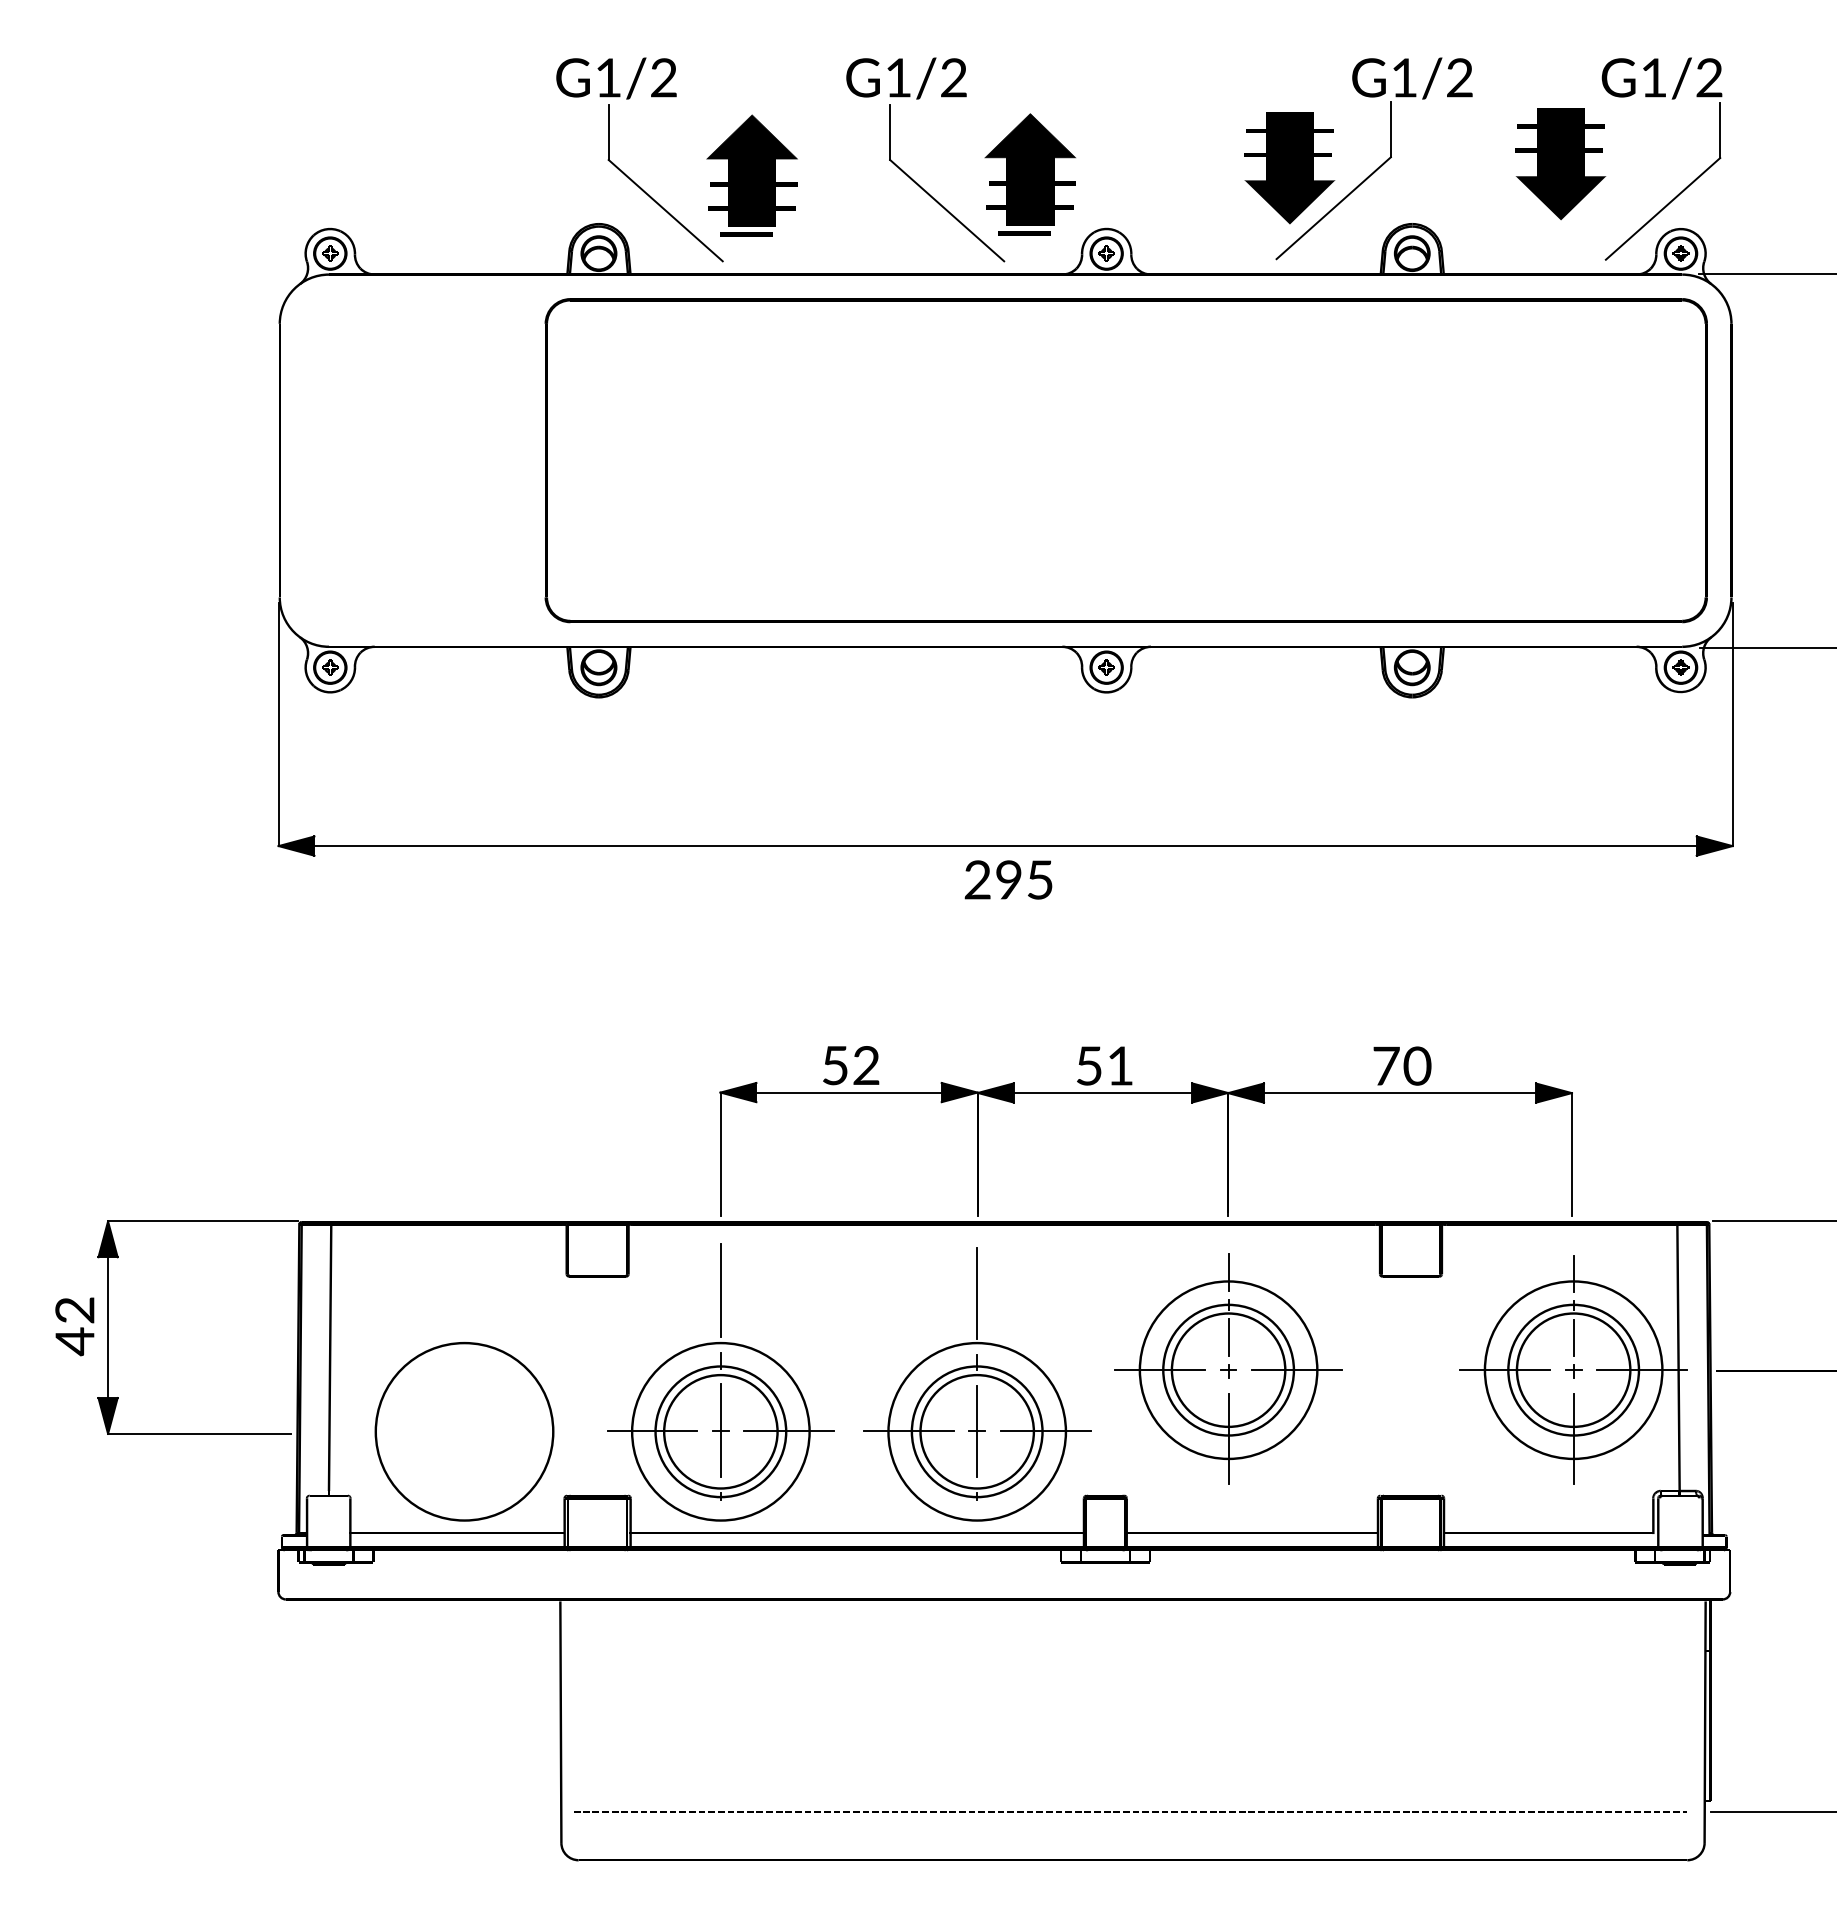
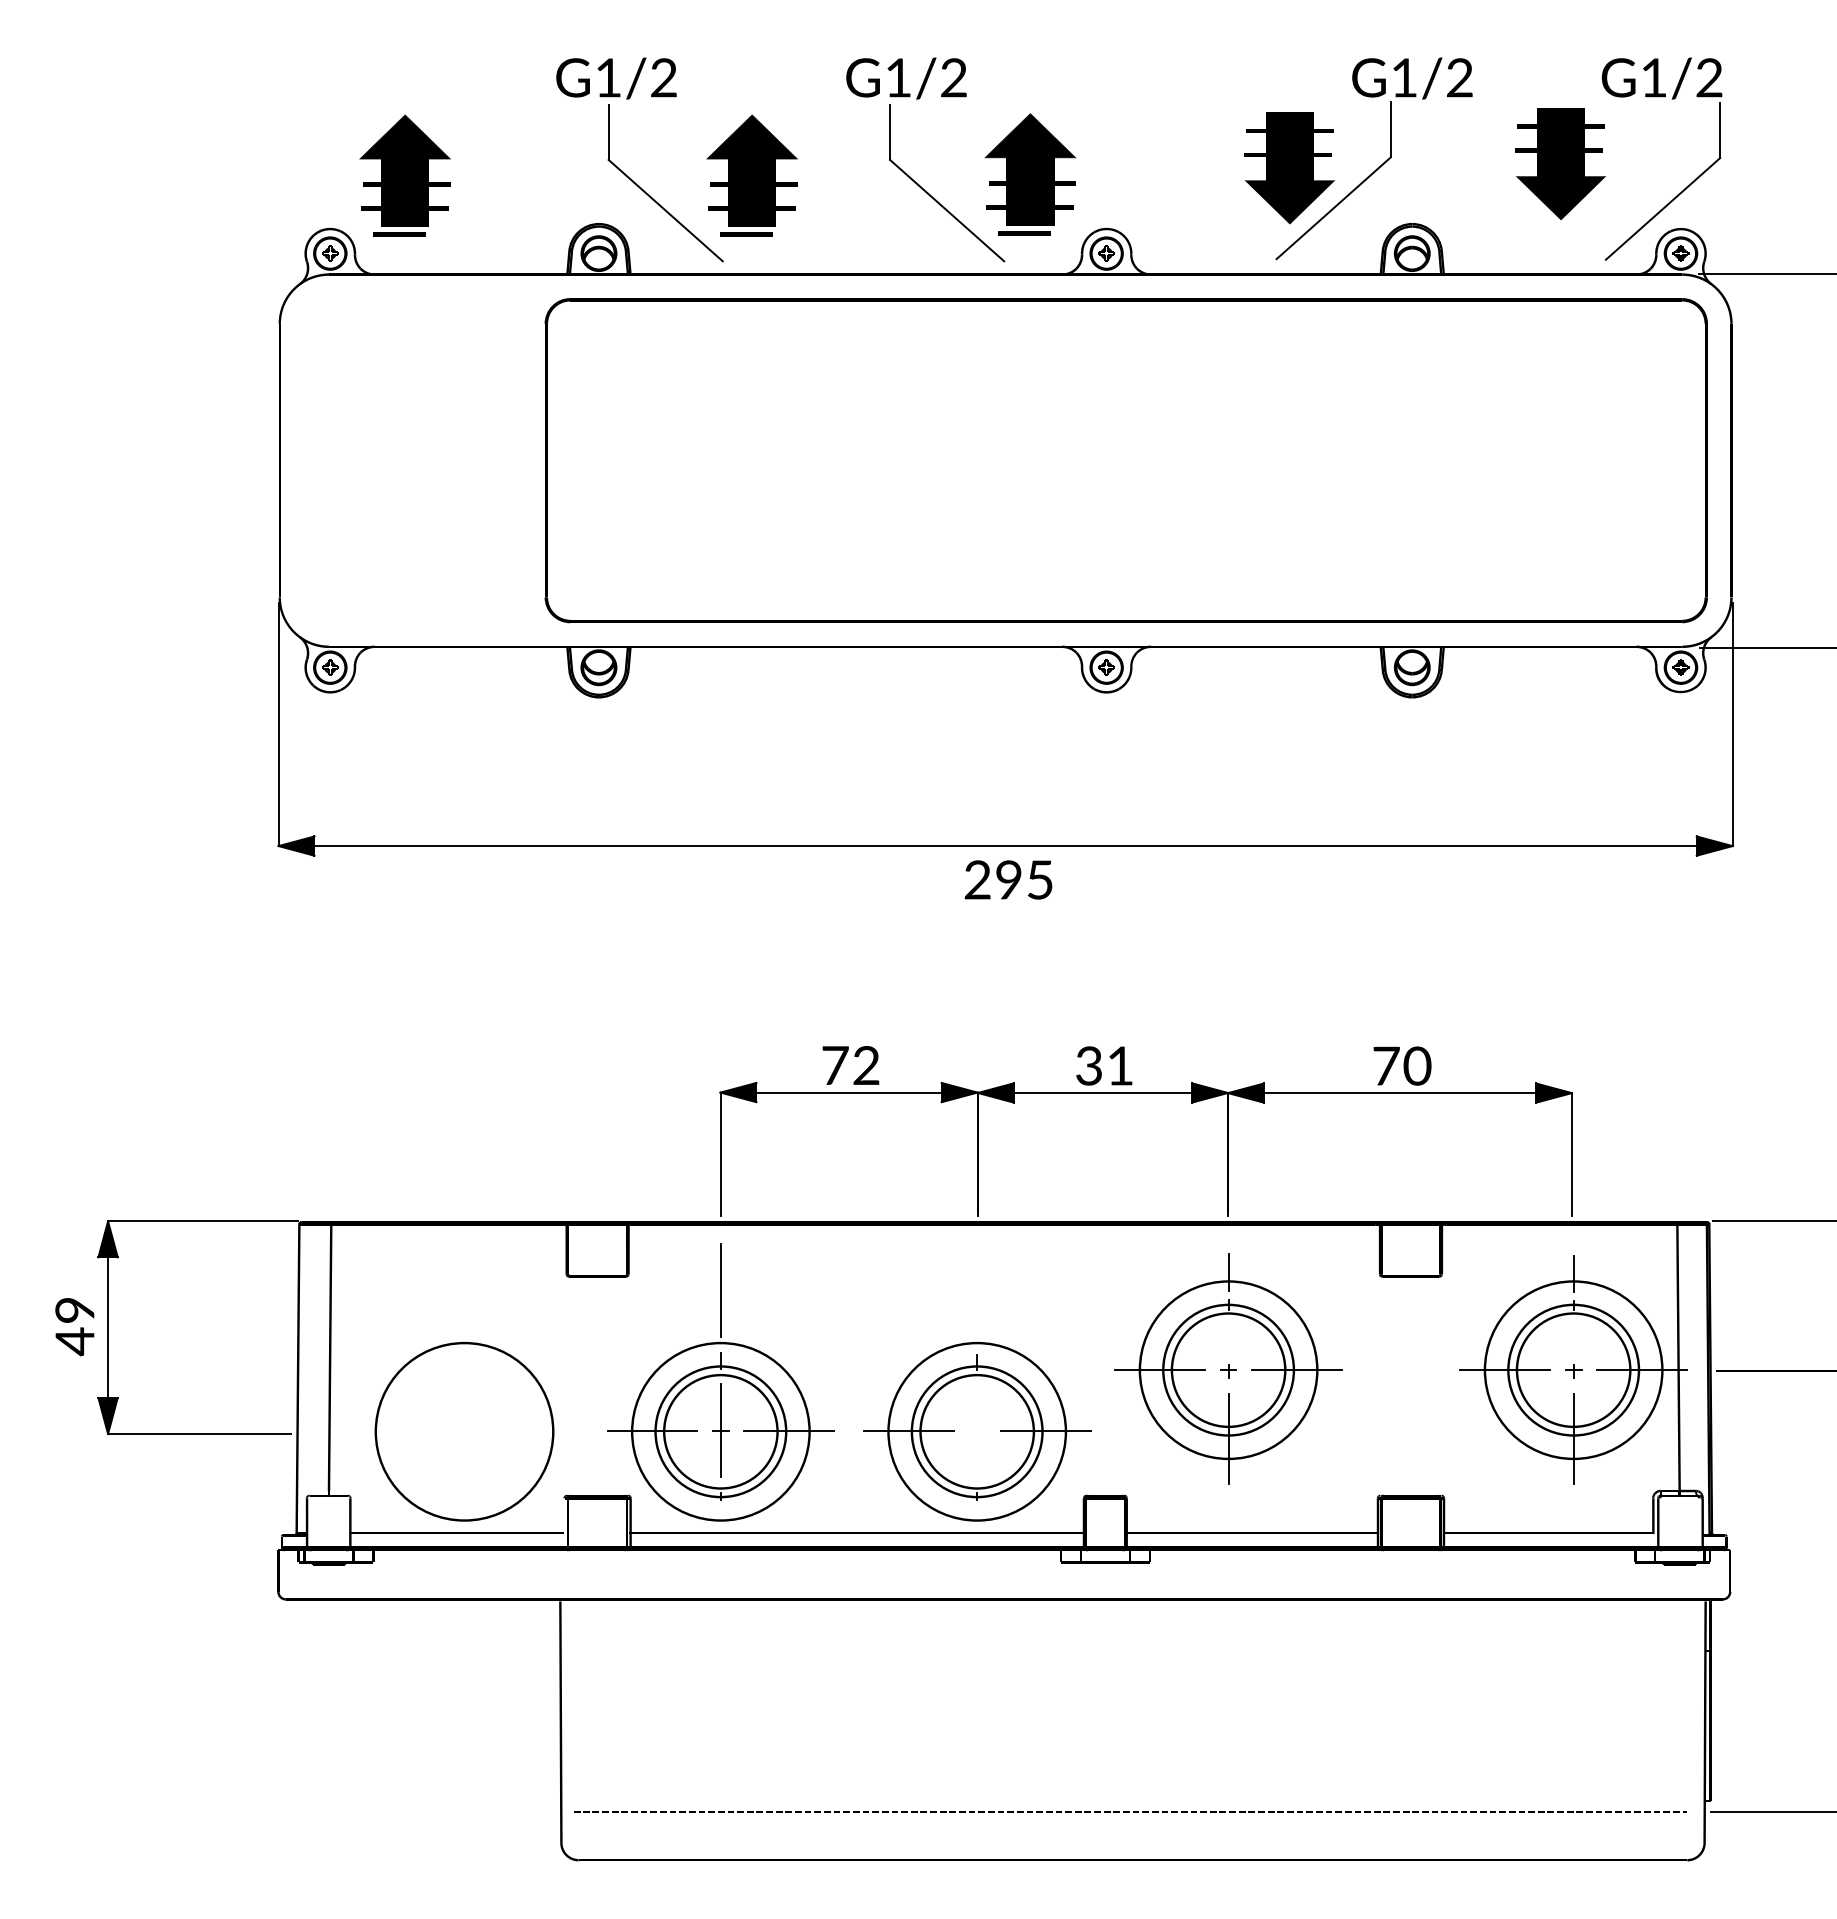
part: none -> present (404, 175)
text: 52 -> 72 (835, 1065)
text: 51 -> 31 (1088, 1065)
line: present -> none (977, 1293)
text: 42 -> 49 (74, 1310)
line: present -> none (1228, 1337)
line: present -> none (1573, 1337)
fill: present -> none (299, 1378)
part: present -> none (976, 1431)
fill: present -> none (564, 1522)
